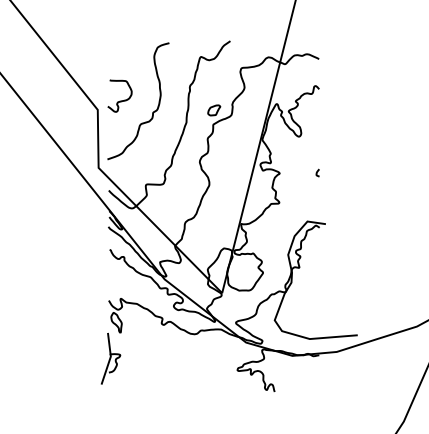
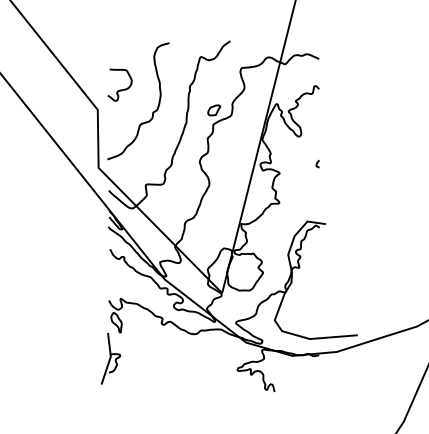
curve position: (119, 100) -> (119, 89) (119, 89)
curve position: (317, 172) -> (317, 163) (317, 163)
